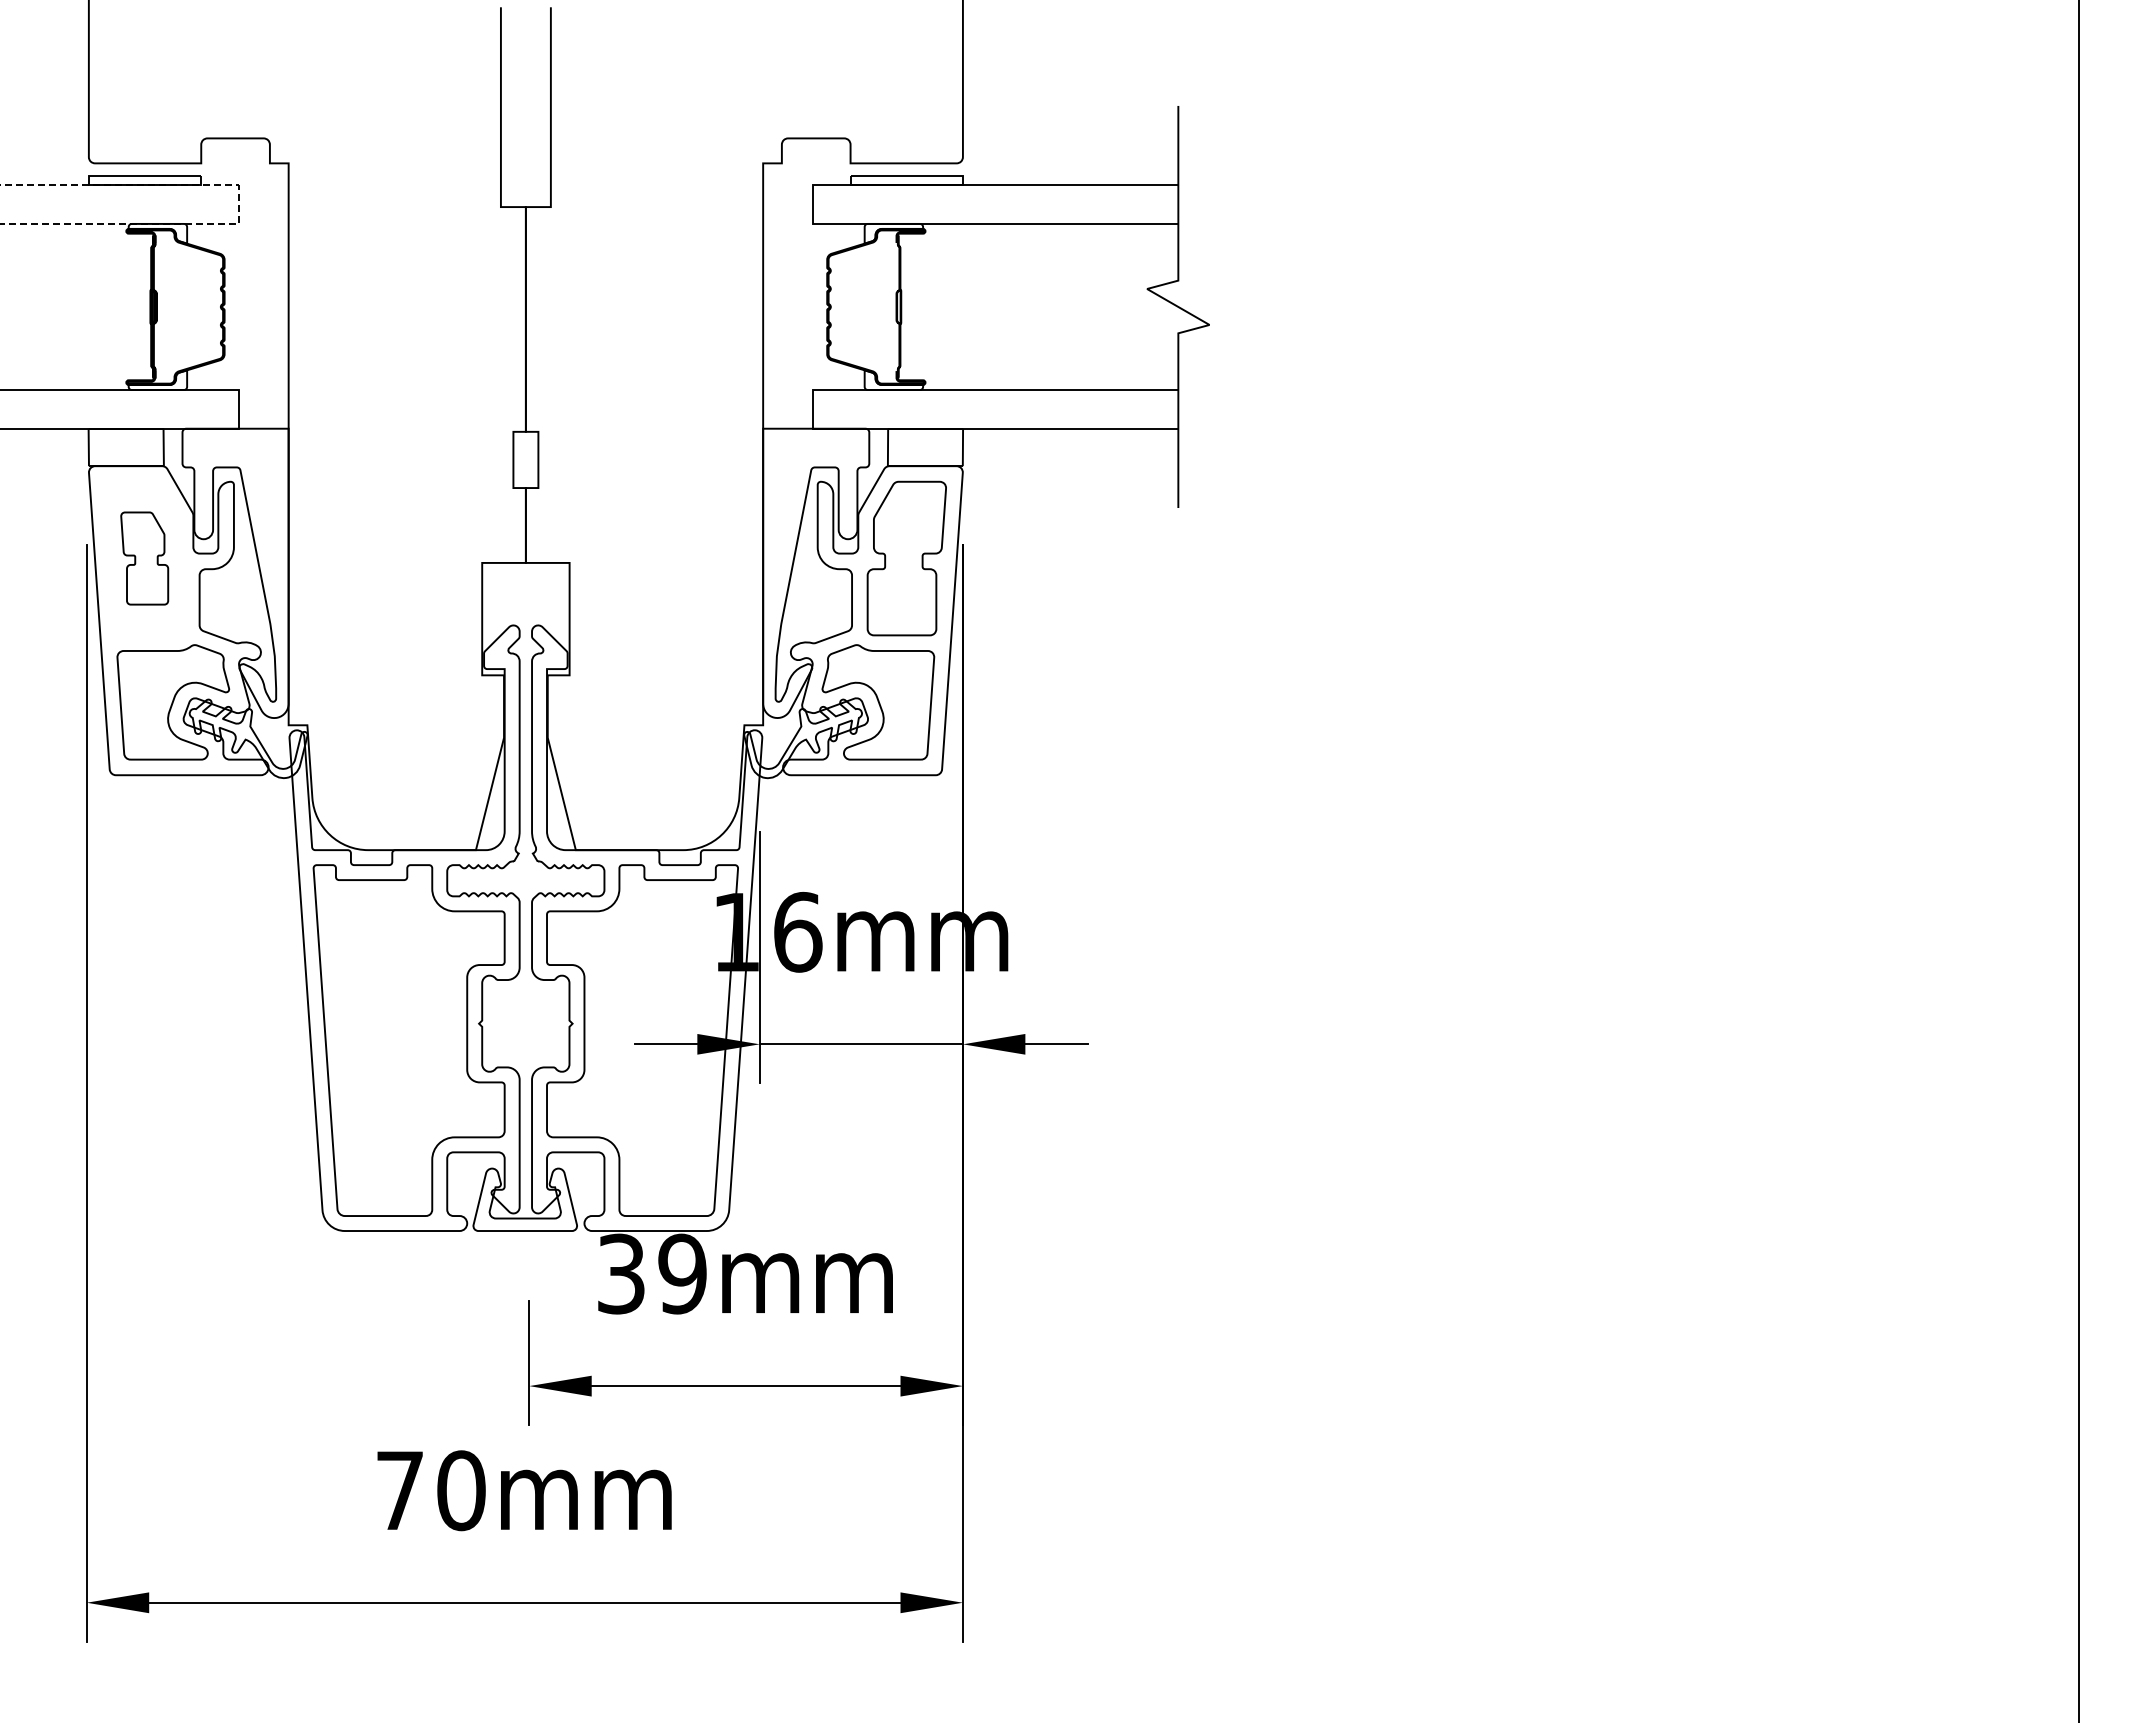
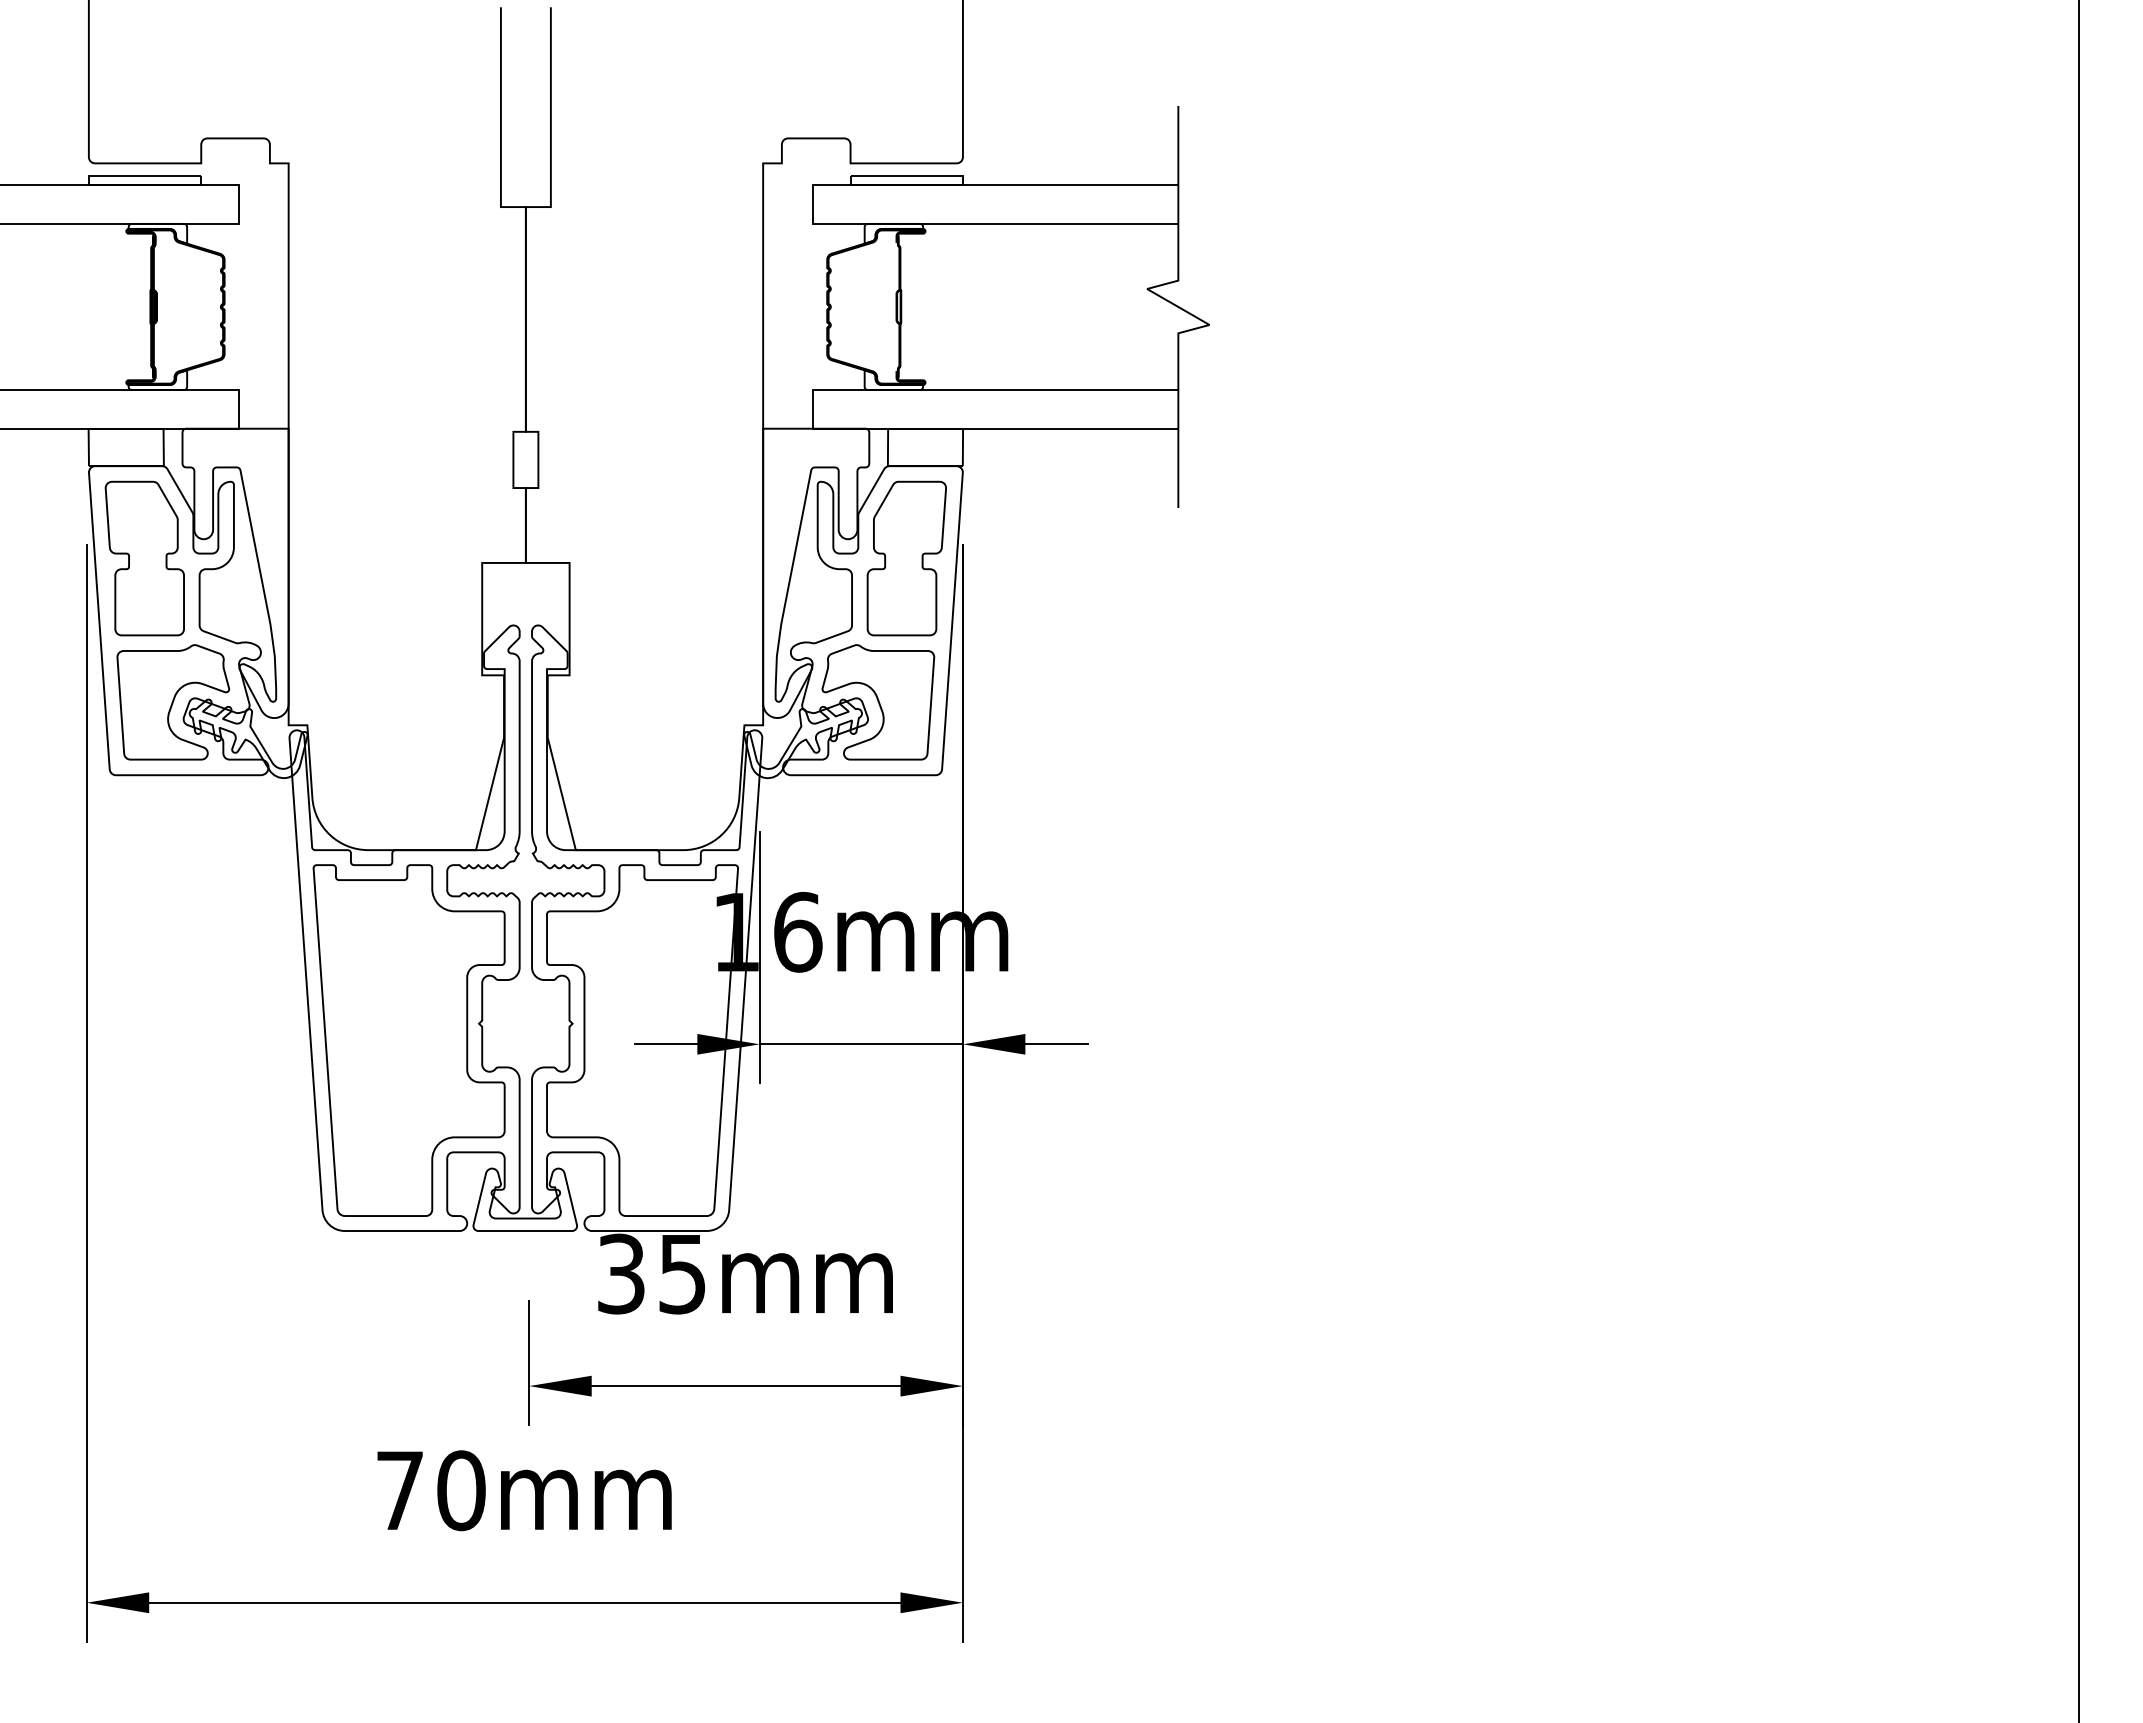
line: dashed -> solid (238, 205)
part size: 50x95 px -> 81x157 px (144, 558)
text: 39mm -> 35mm (682, 1273)
